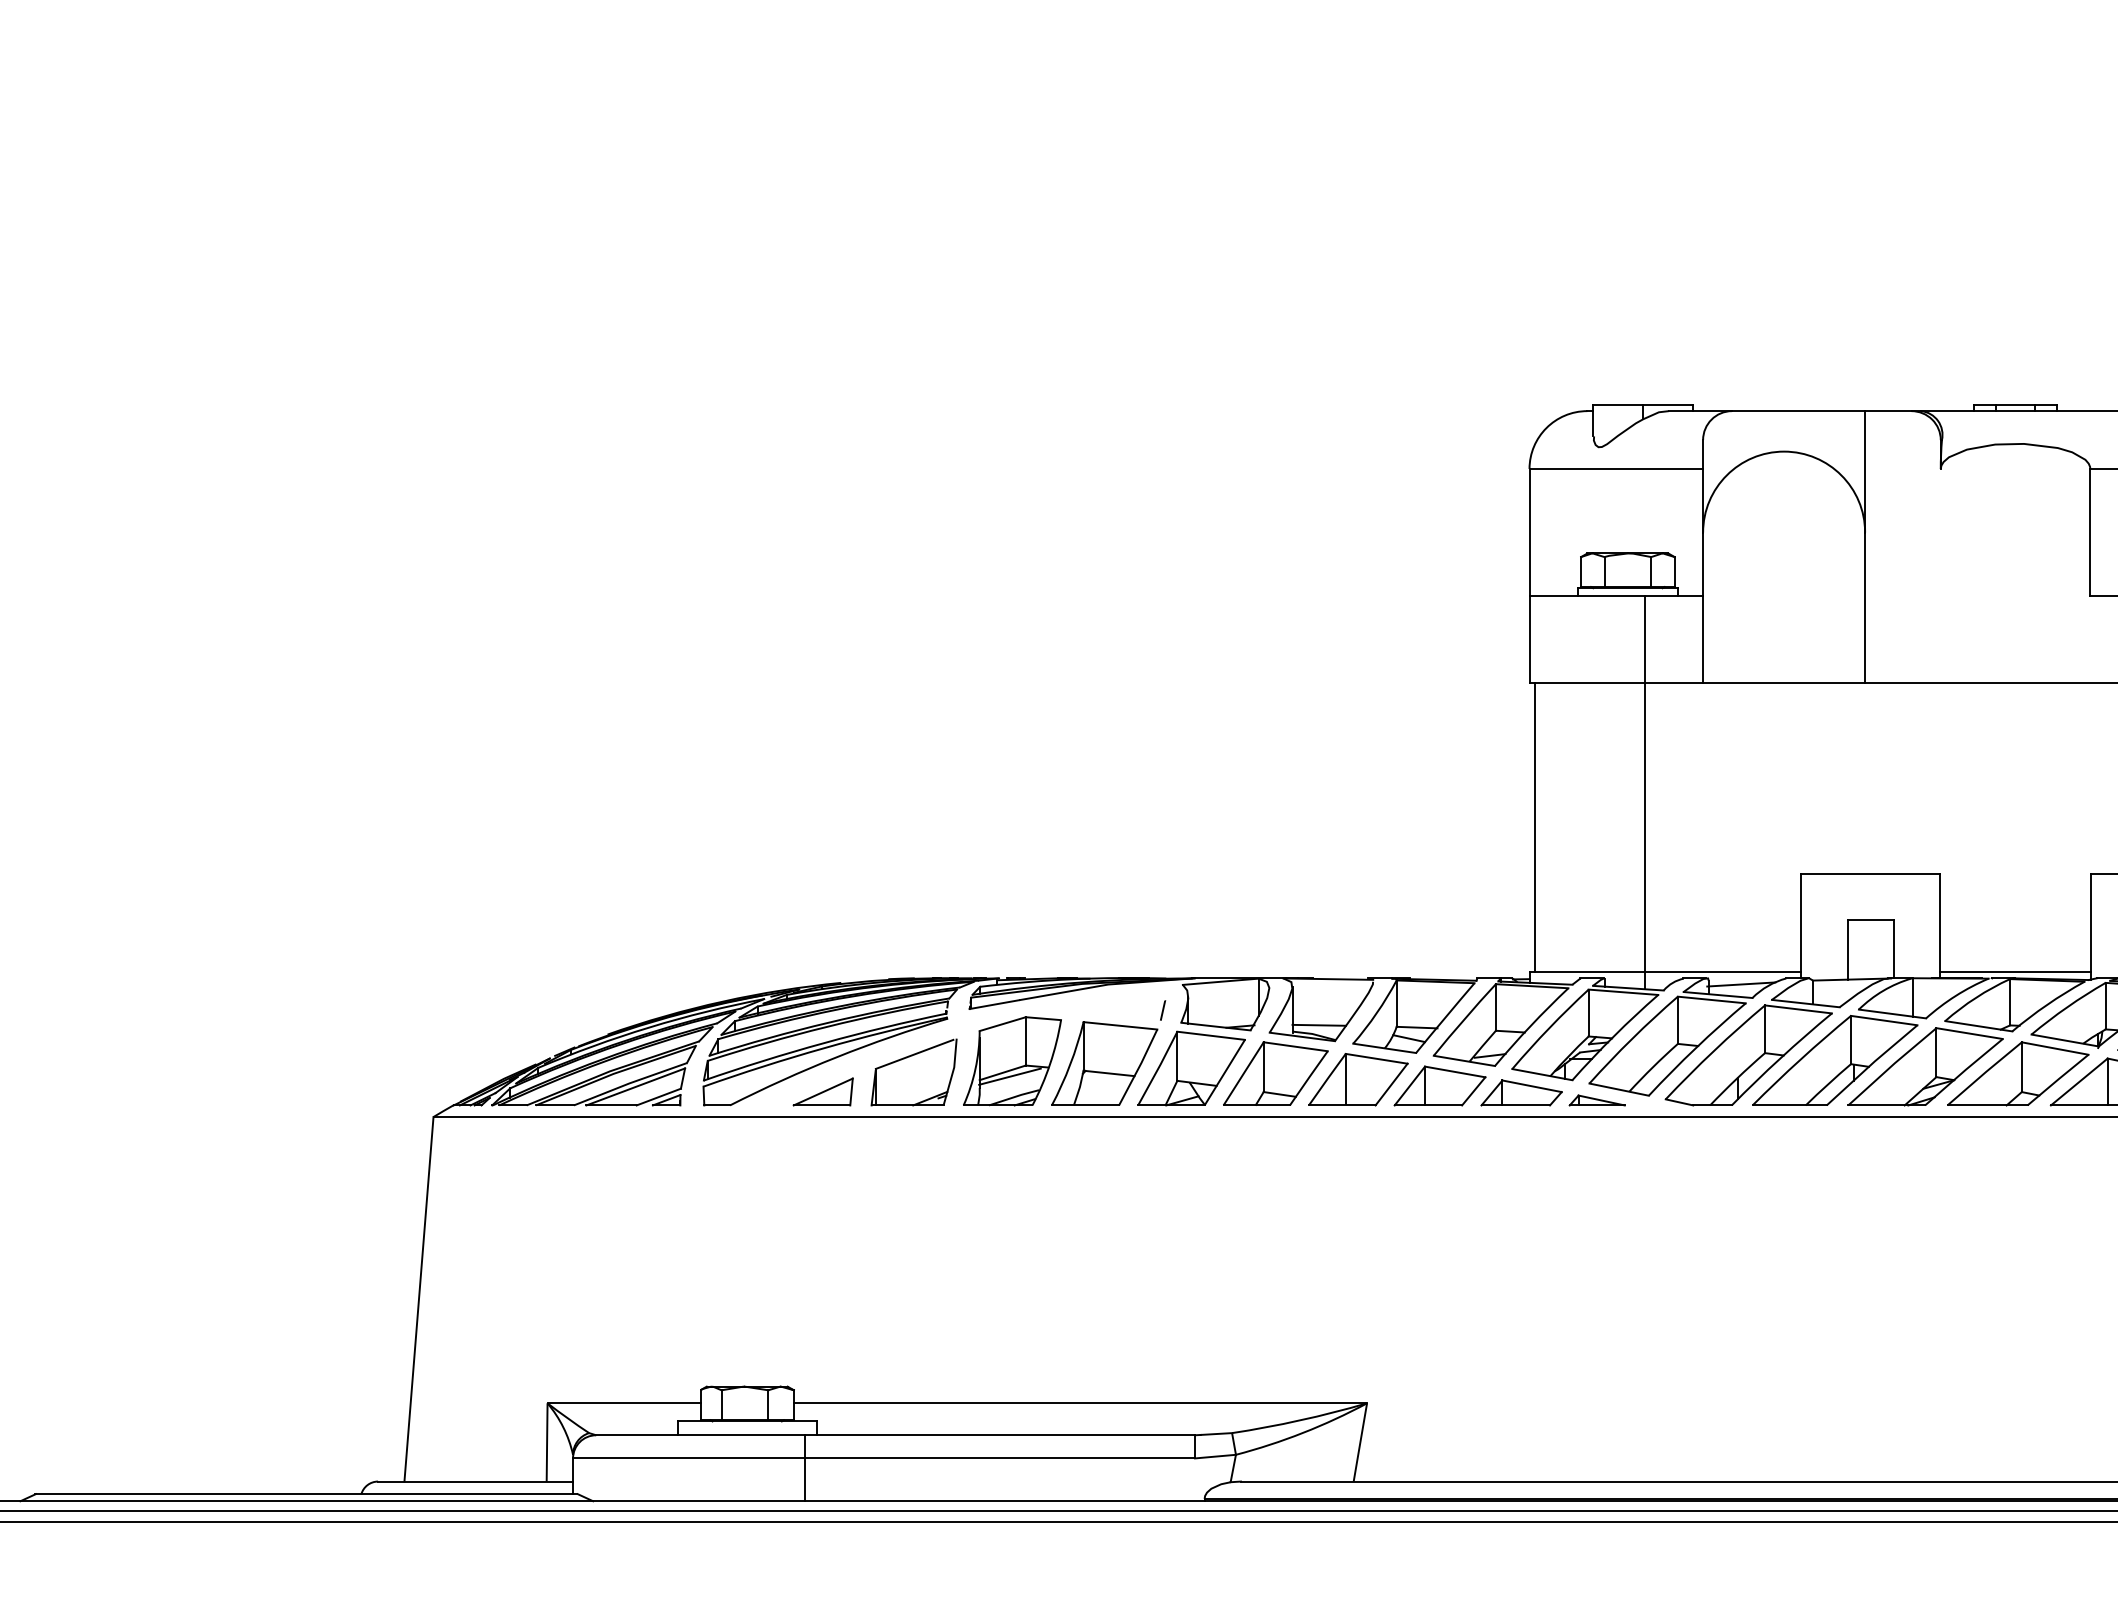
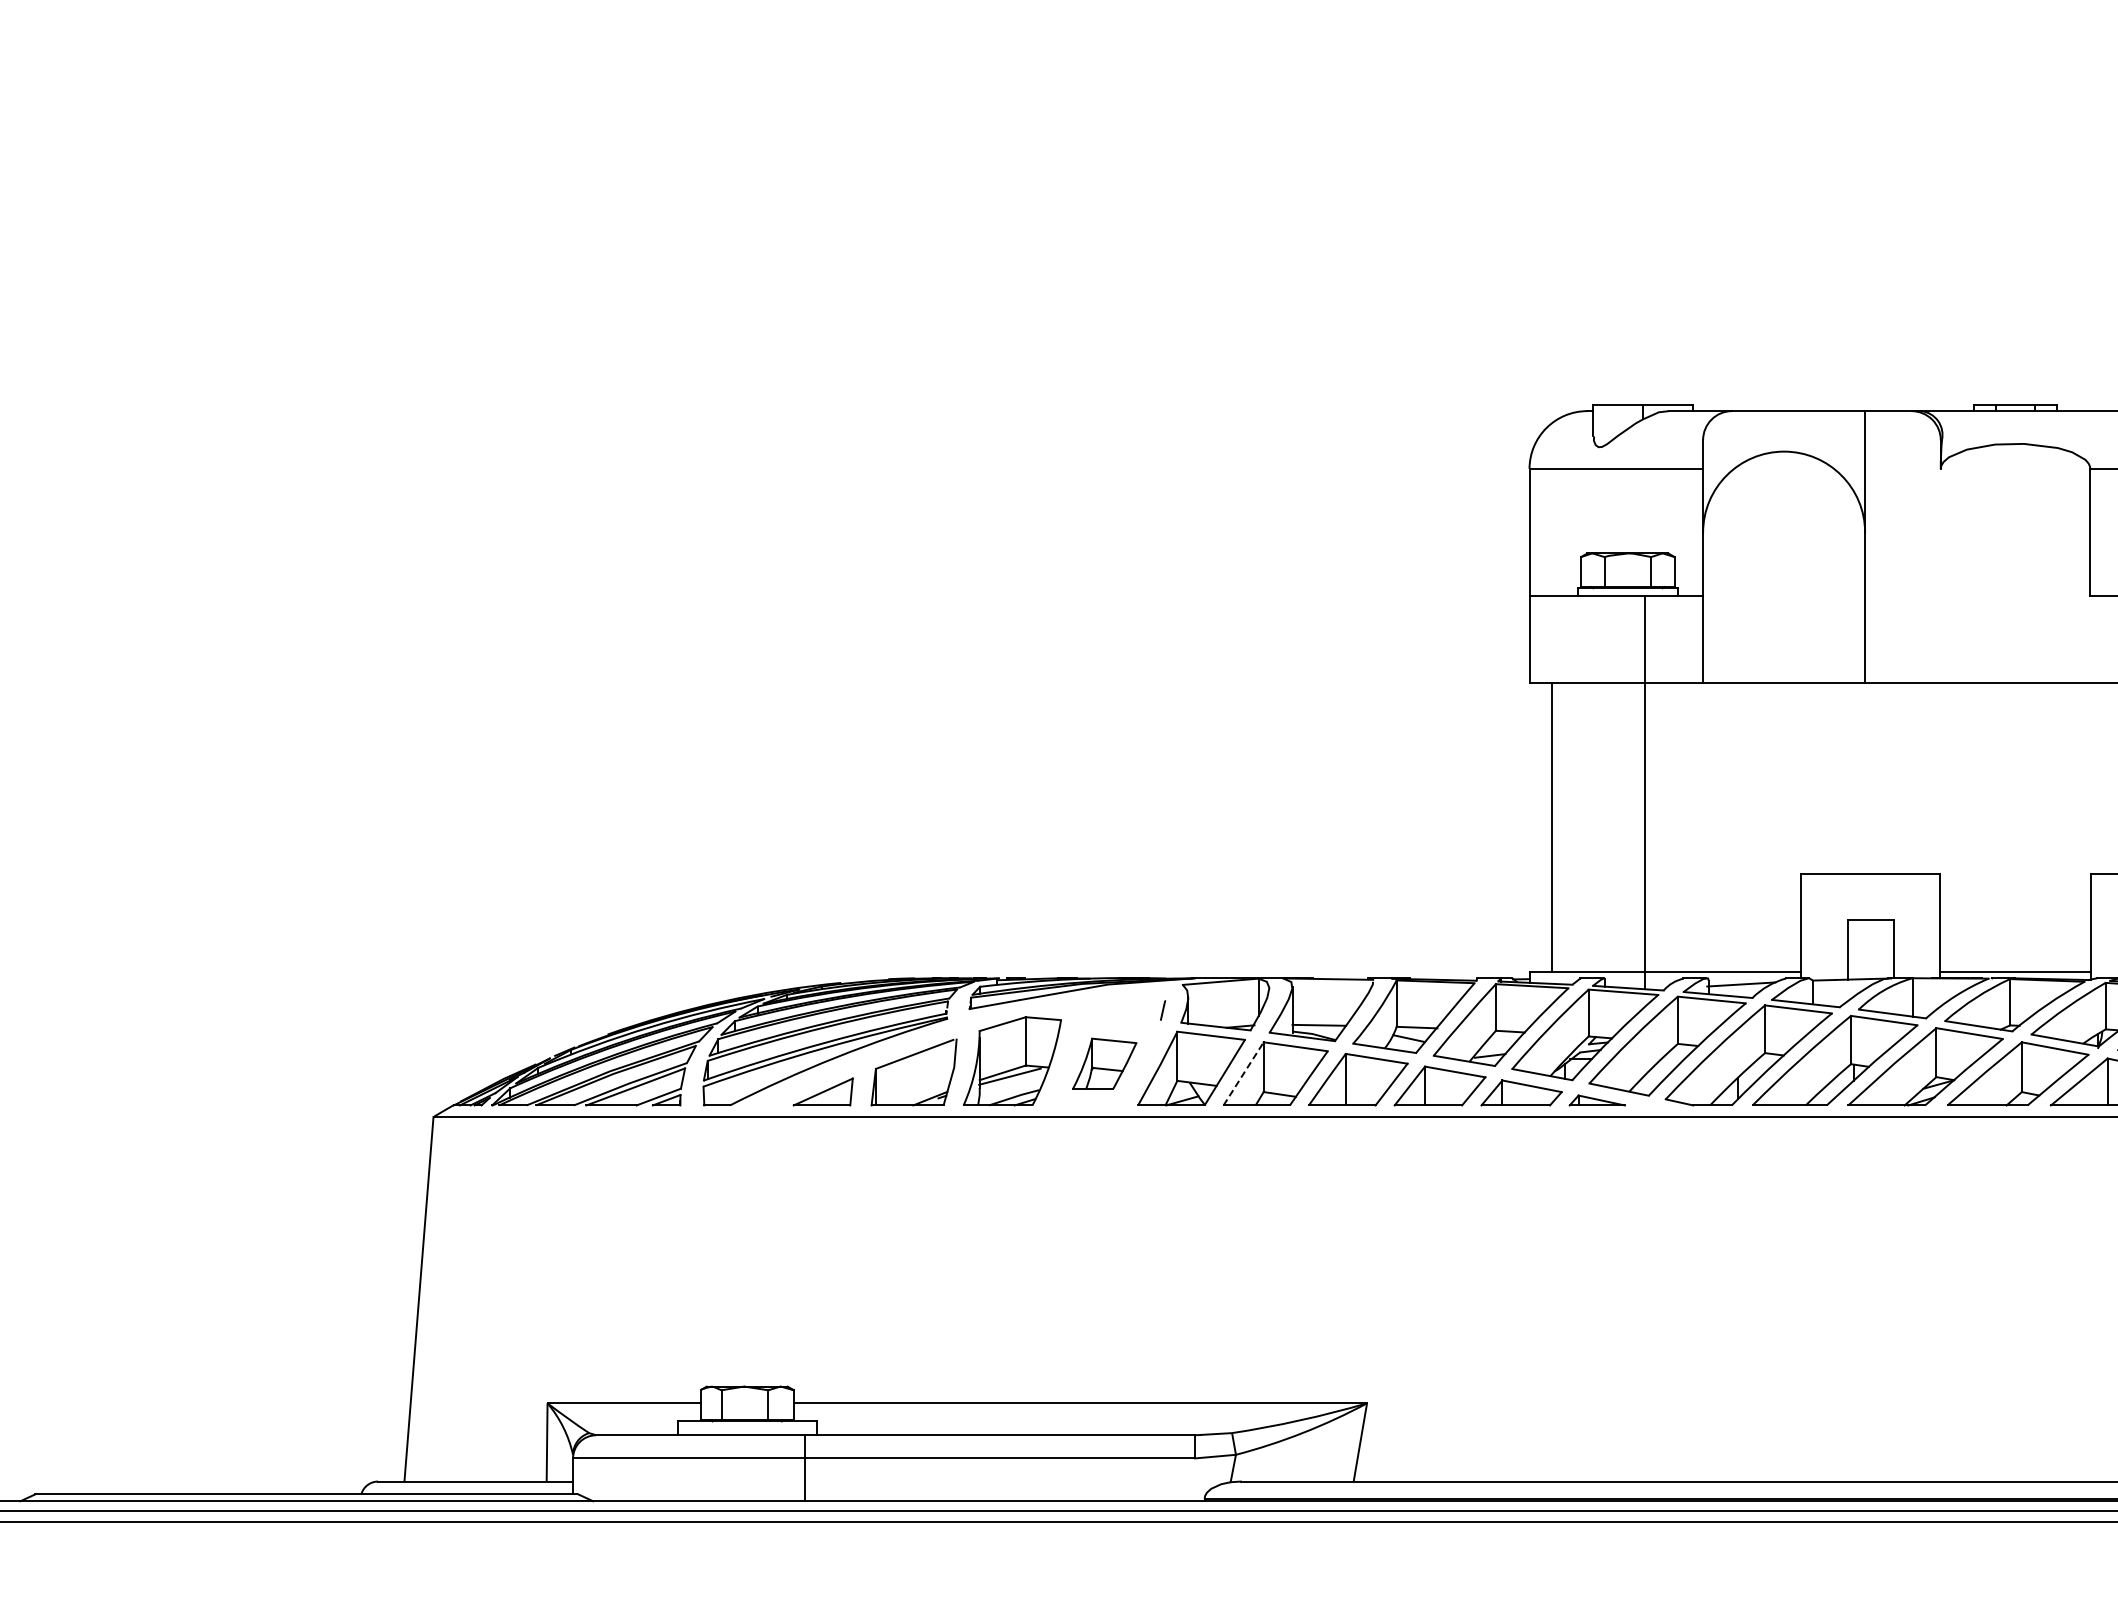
line position: (1535, 827) -> (1552, 827) (1552, 827)
part size: 108x85 px -> 66x53 px (1104, 1063)
line: solid -> dashed (1244, 1072)
